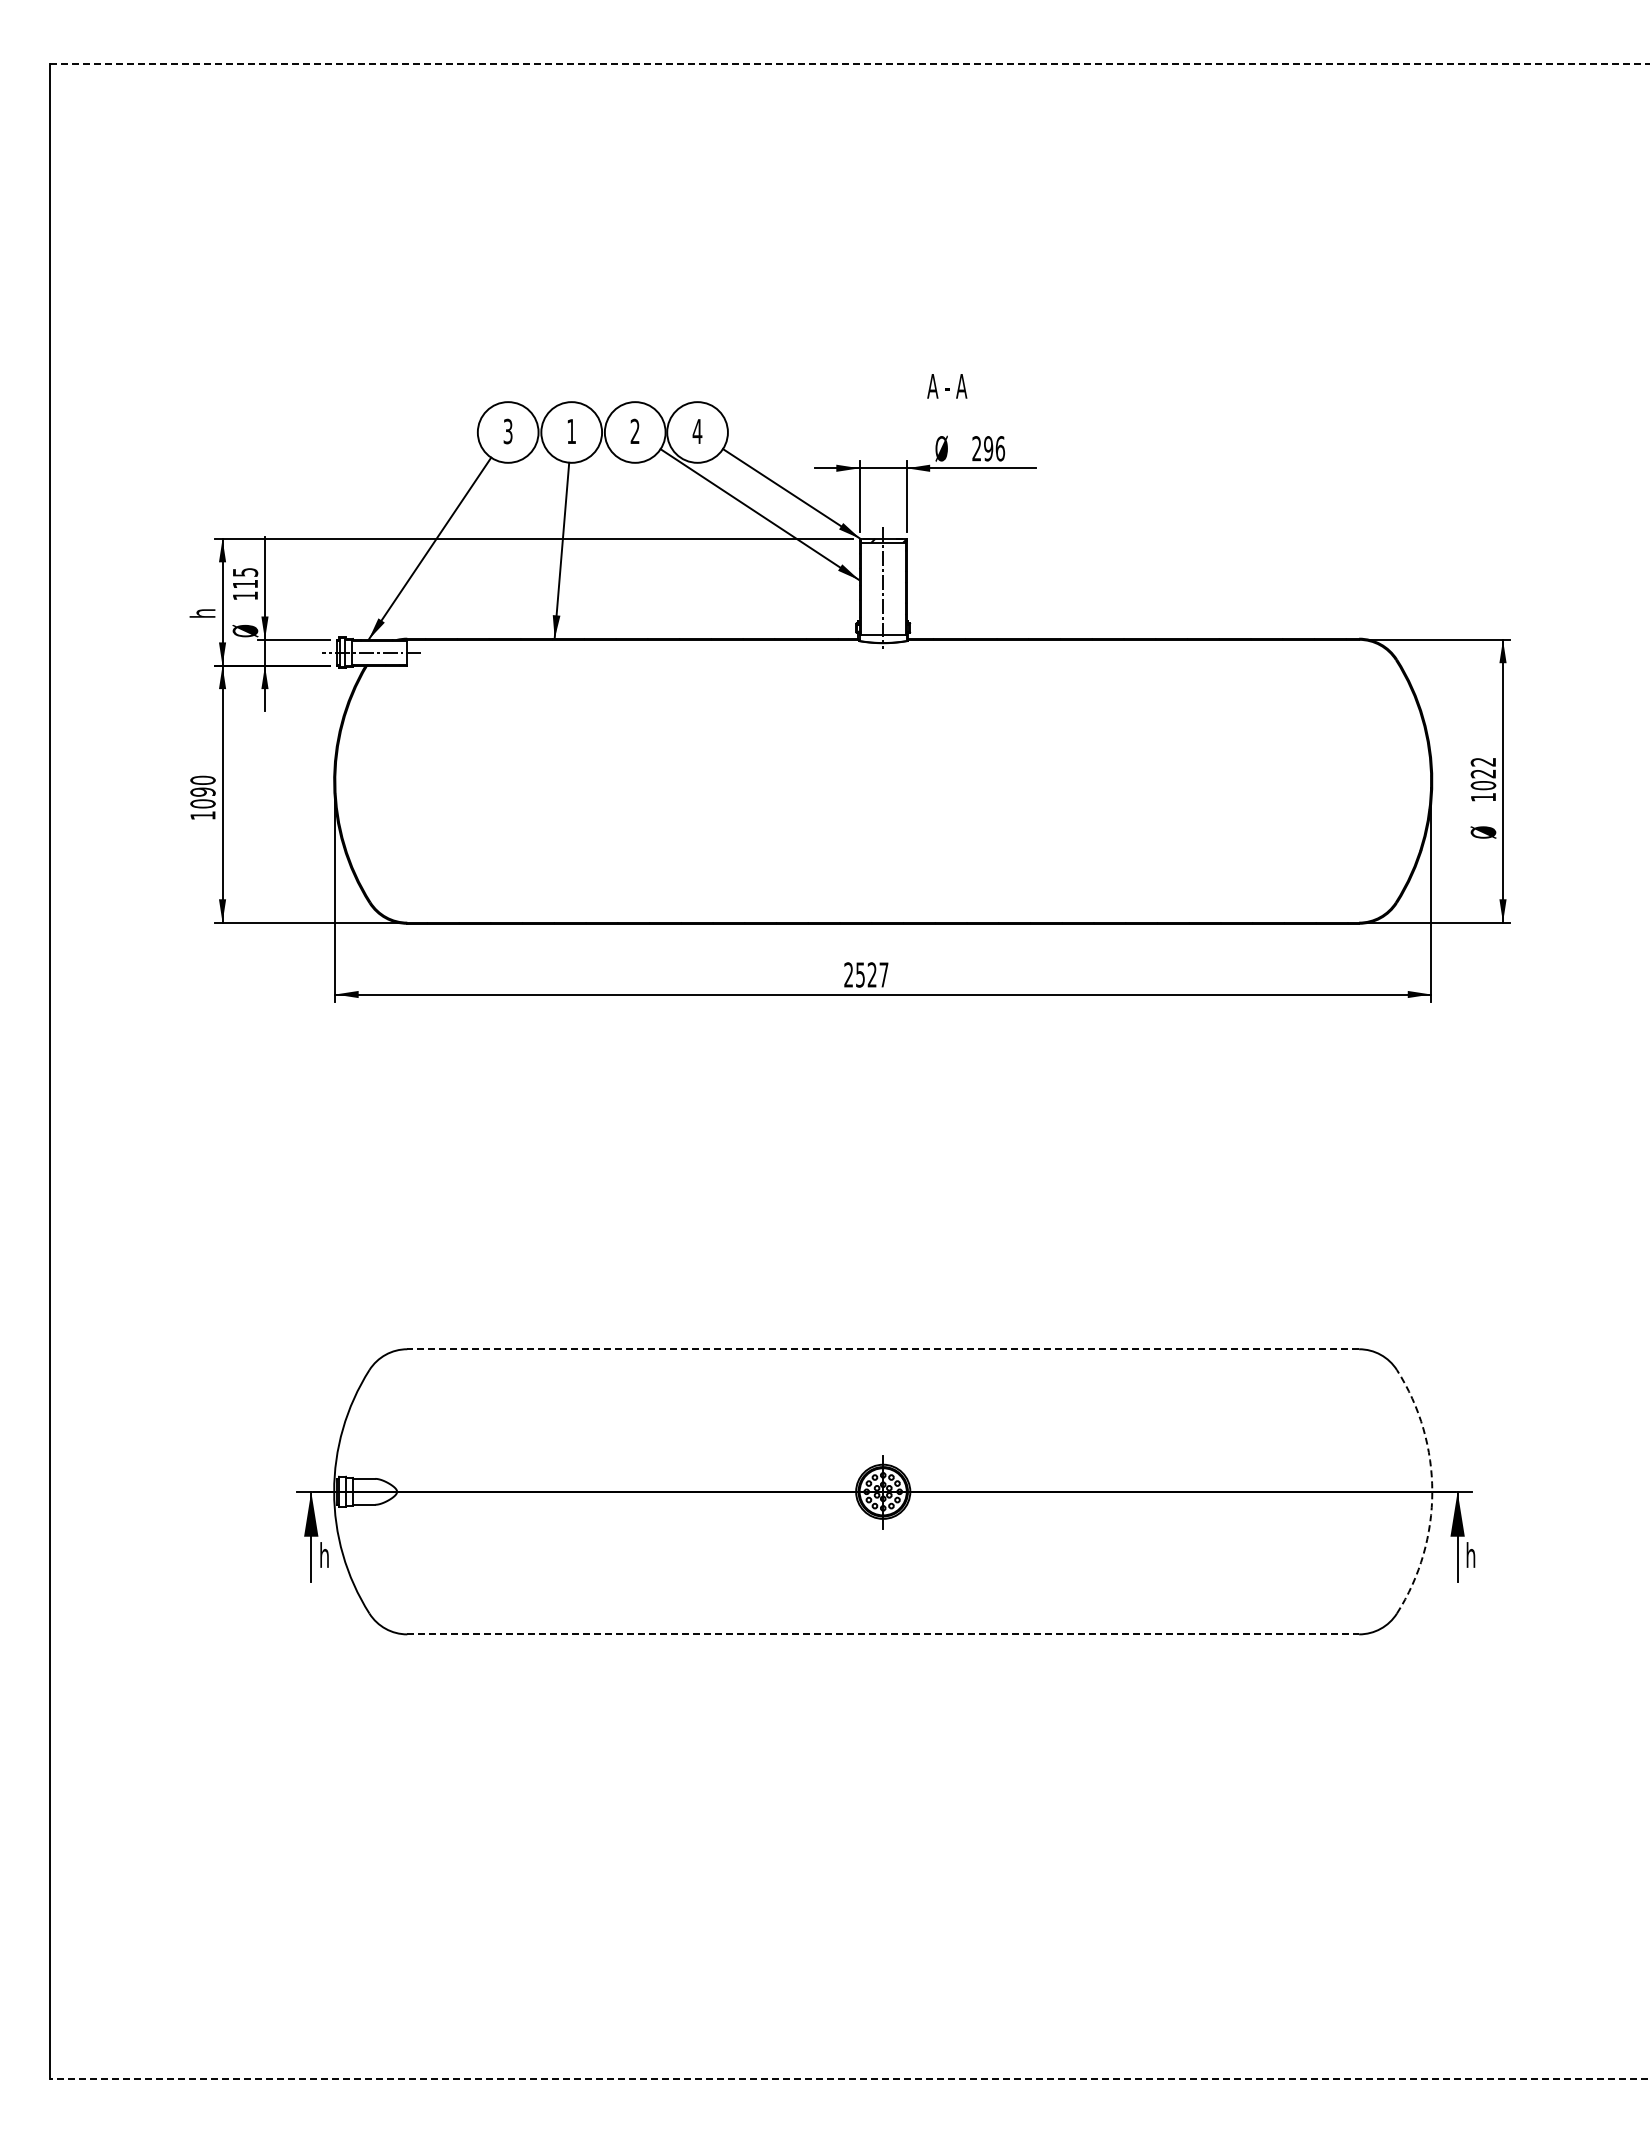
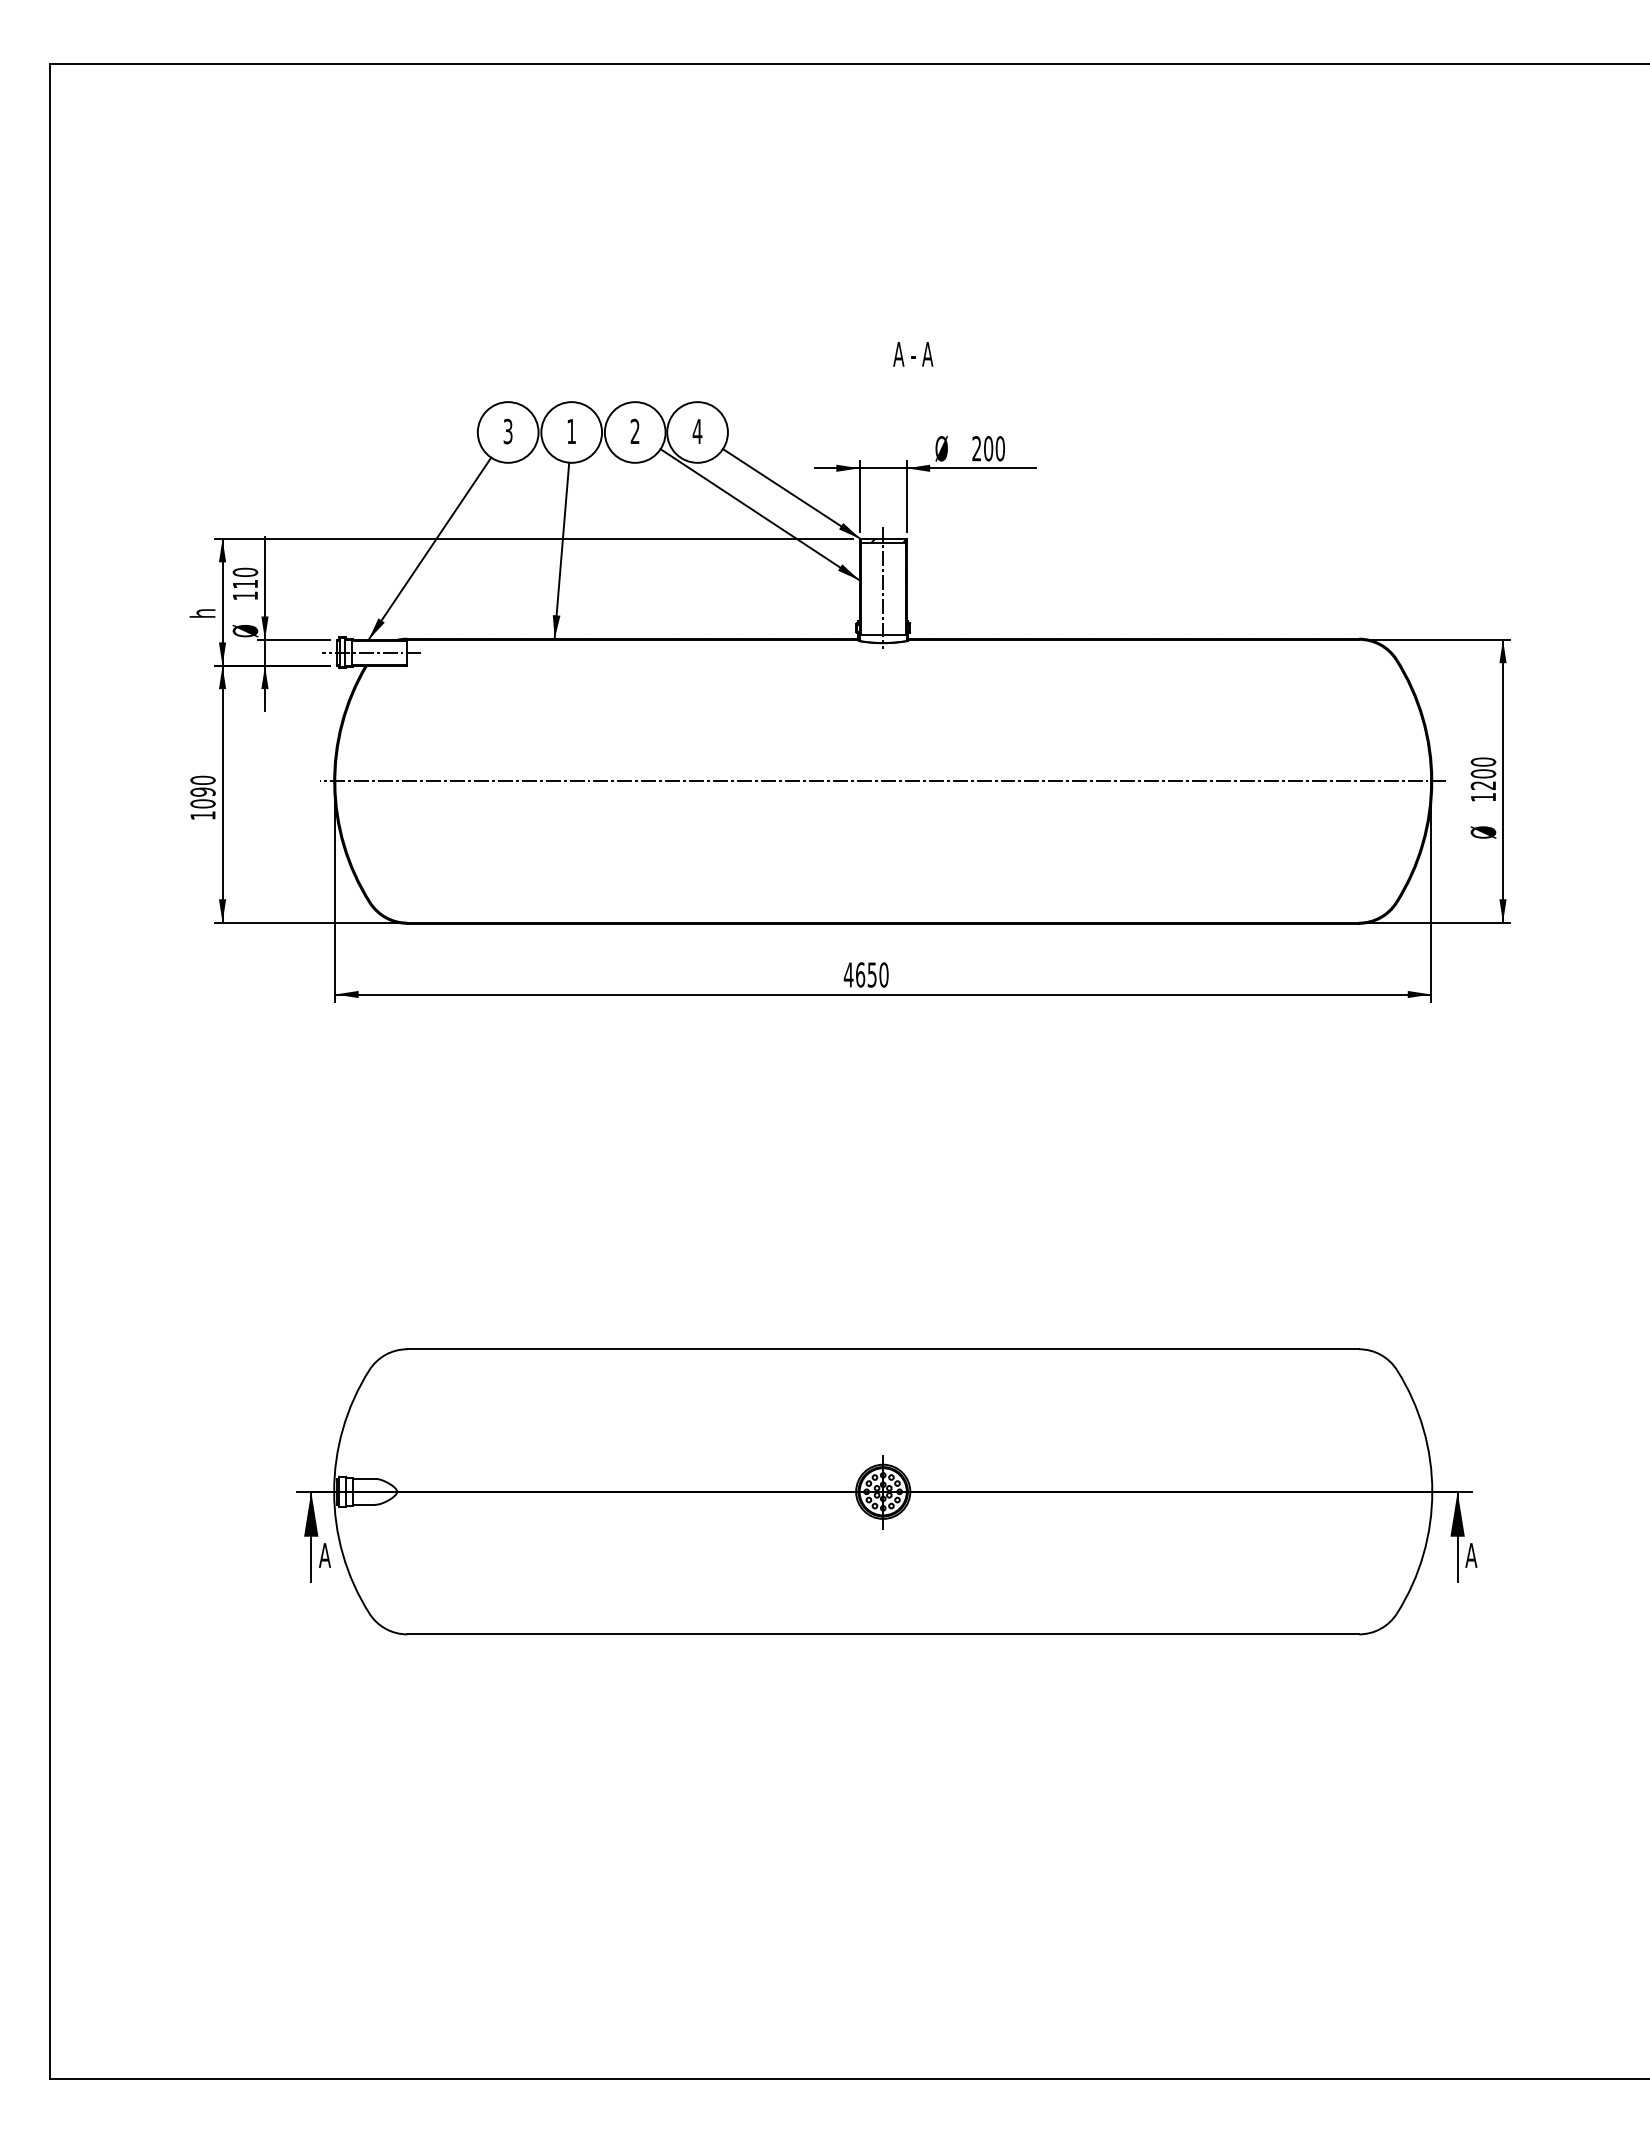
line: dashed -> solid (849, 64)
text position: (947, 386) -> (913, 354) (913, 354)
text: 296 -> 200 (994, 448)
text: 115 -> 110 (245, 571)
text: 1022 -> 1200 (1483, 773)
line: none -> present (883, 781)
text: 2527 -> 4650 (865, 974)
line: dashed -> solid (883, 1349)
arc: dashed -> solid (1432, 1491)
text: h -> A (324, 1554)
text: h -> A (1471, 1554)
line: dashed -> solid (883, 1634)
line: dashed -> solid (849, 2078)
